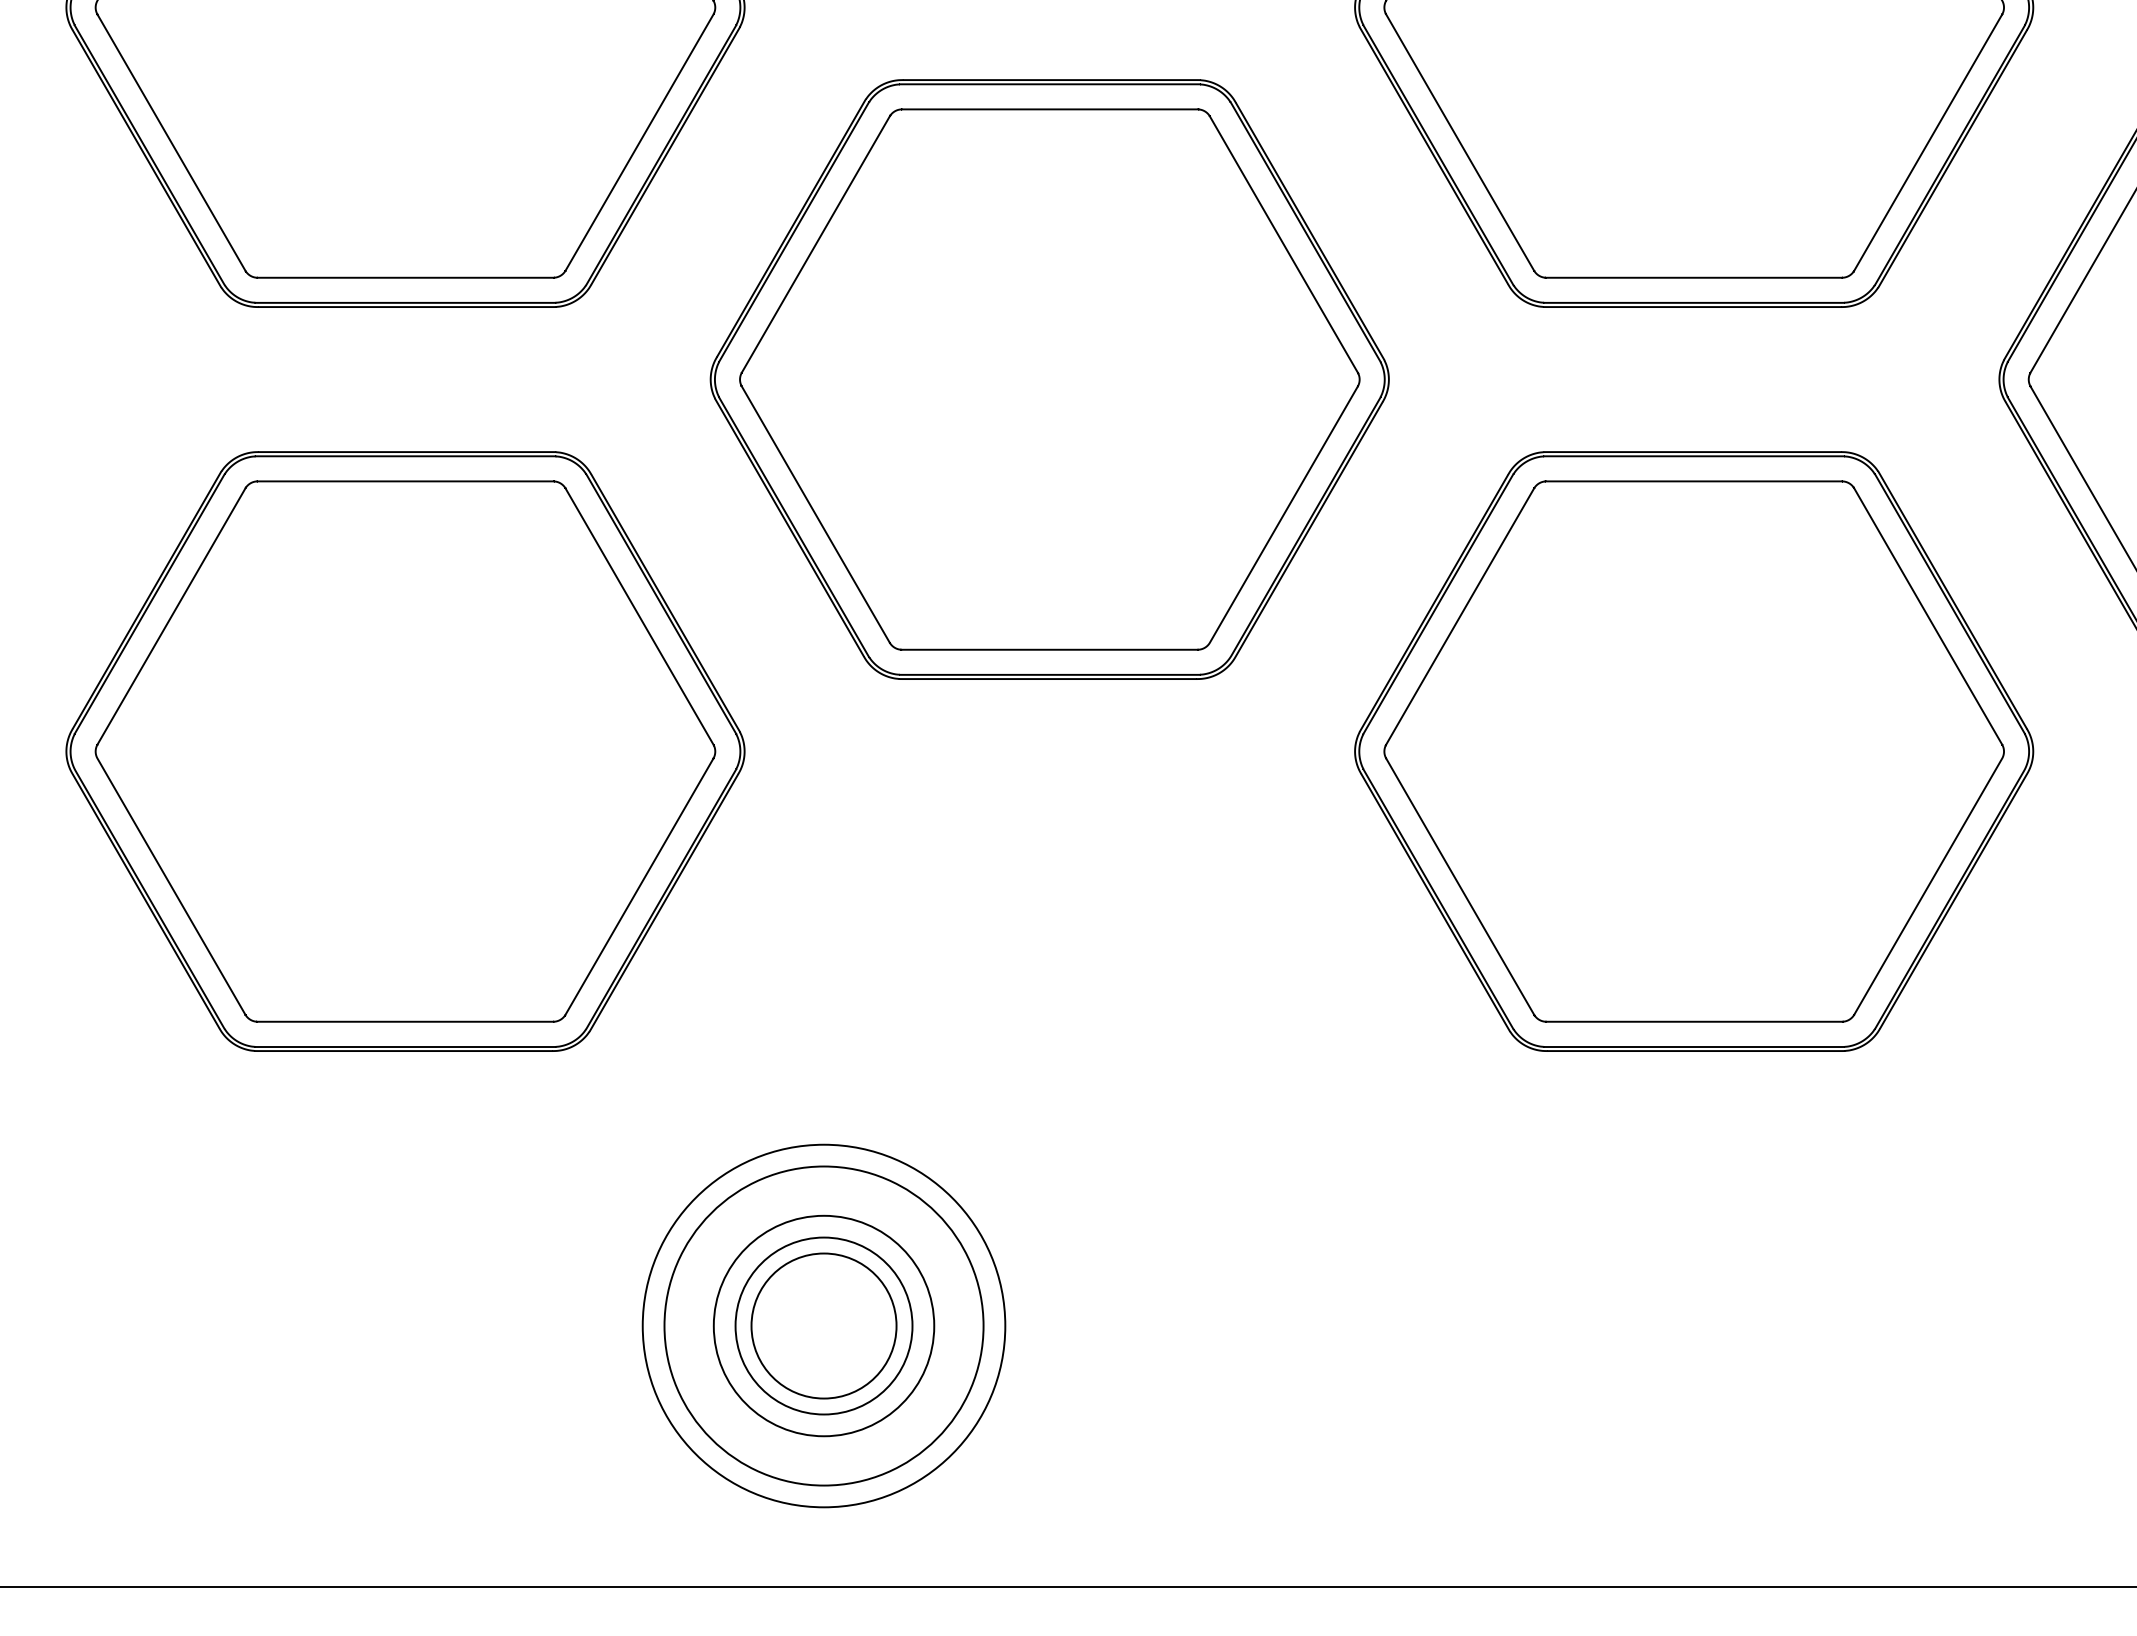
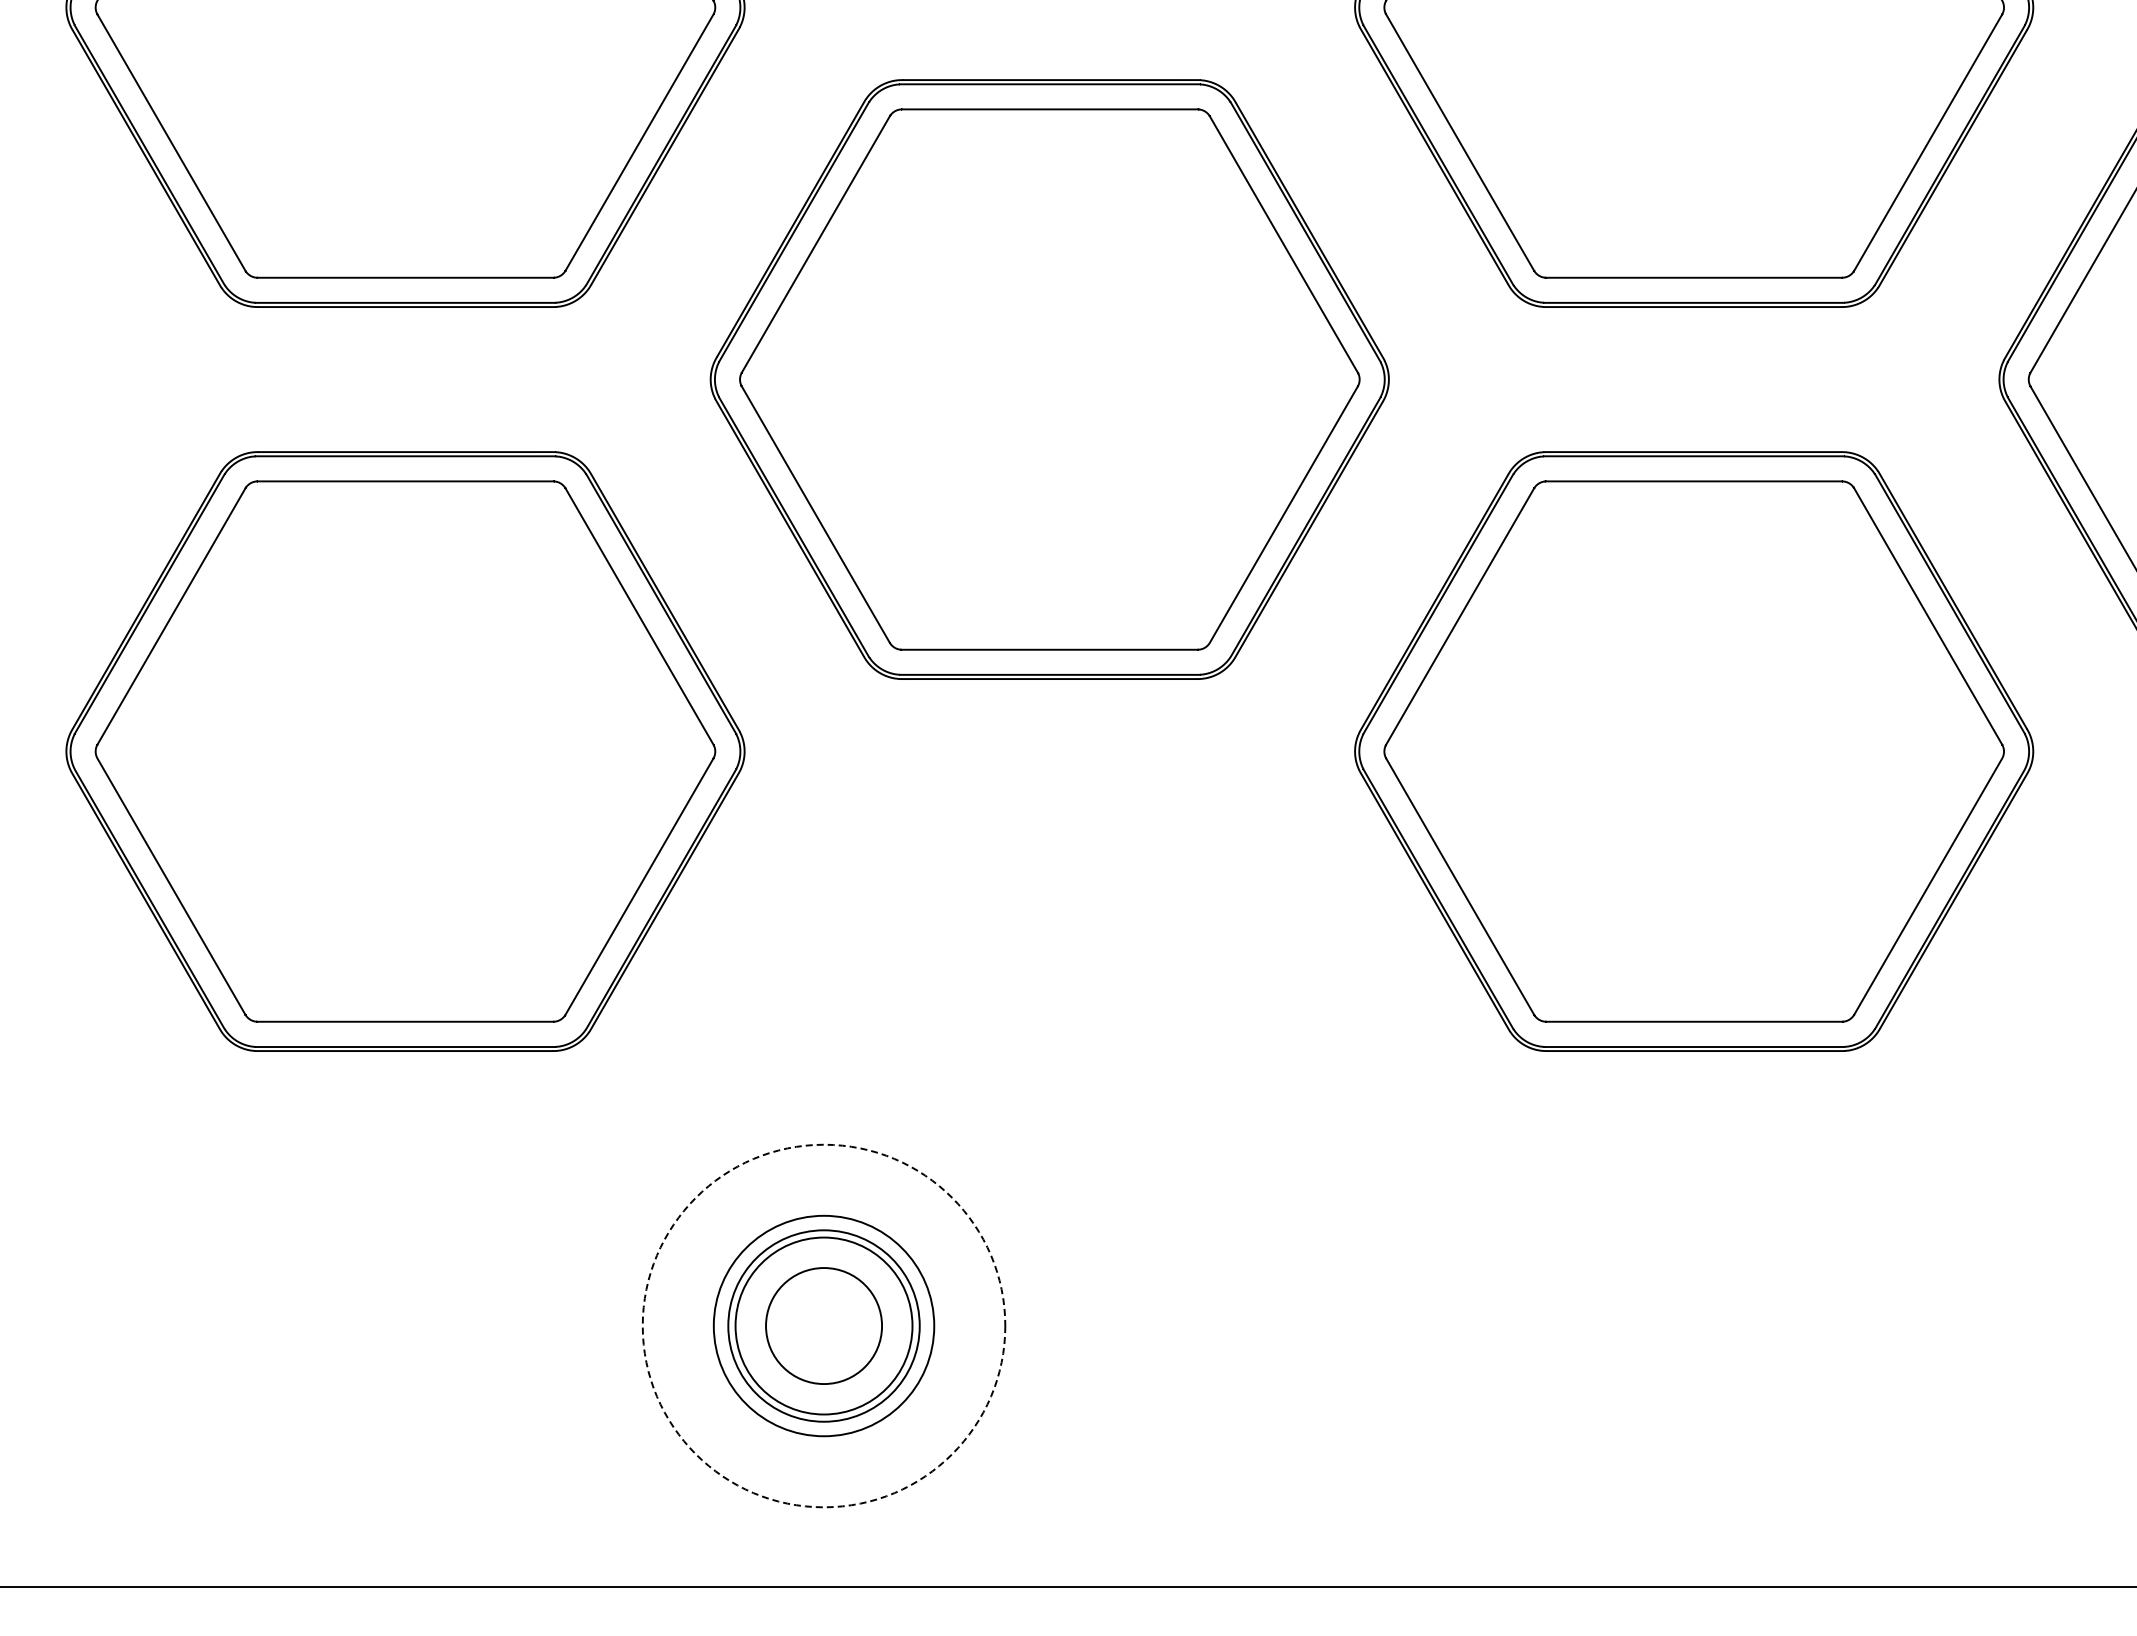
circle diameter: 145 px -> 116 px (824, 1326)
circle diameter: 319 px -> 191 px (823, 1325)
circle: solid -> dashed (823, 1325)
